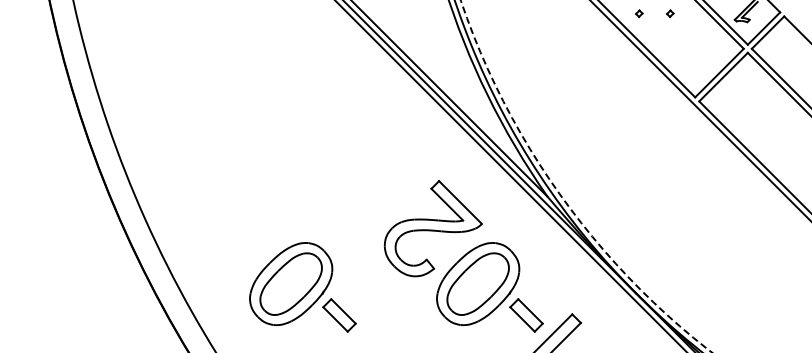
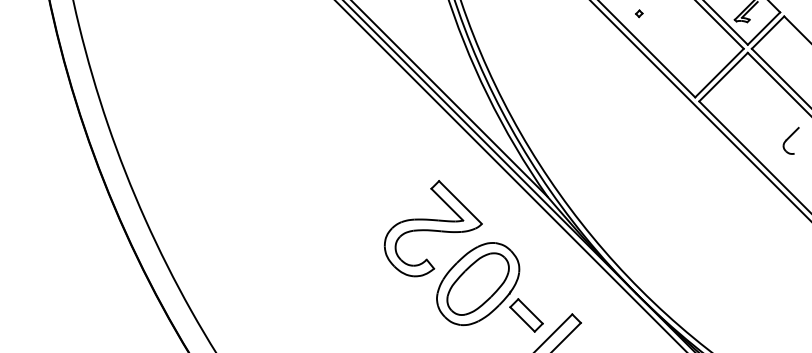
part: present -> none (670, 13)
part: none -> present (790, 140)
circle: dashed -> solid (586, 176)
part: present -> none (302, 287)
